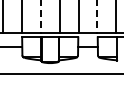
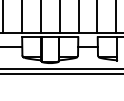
line: dashed -> solid (40, 17)
line: dashed -> solid (97, 17)
line: none -> present (61, 68)
